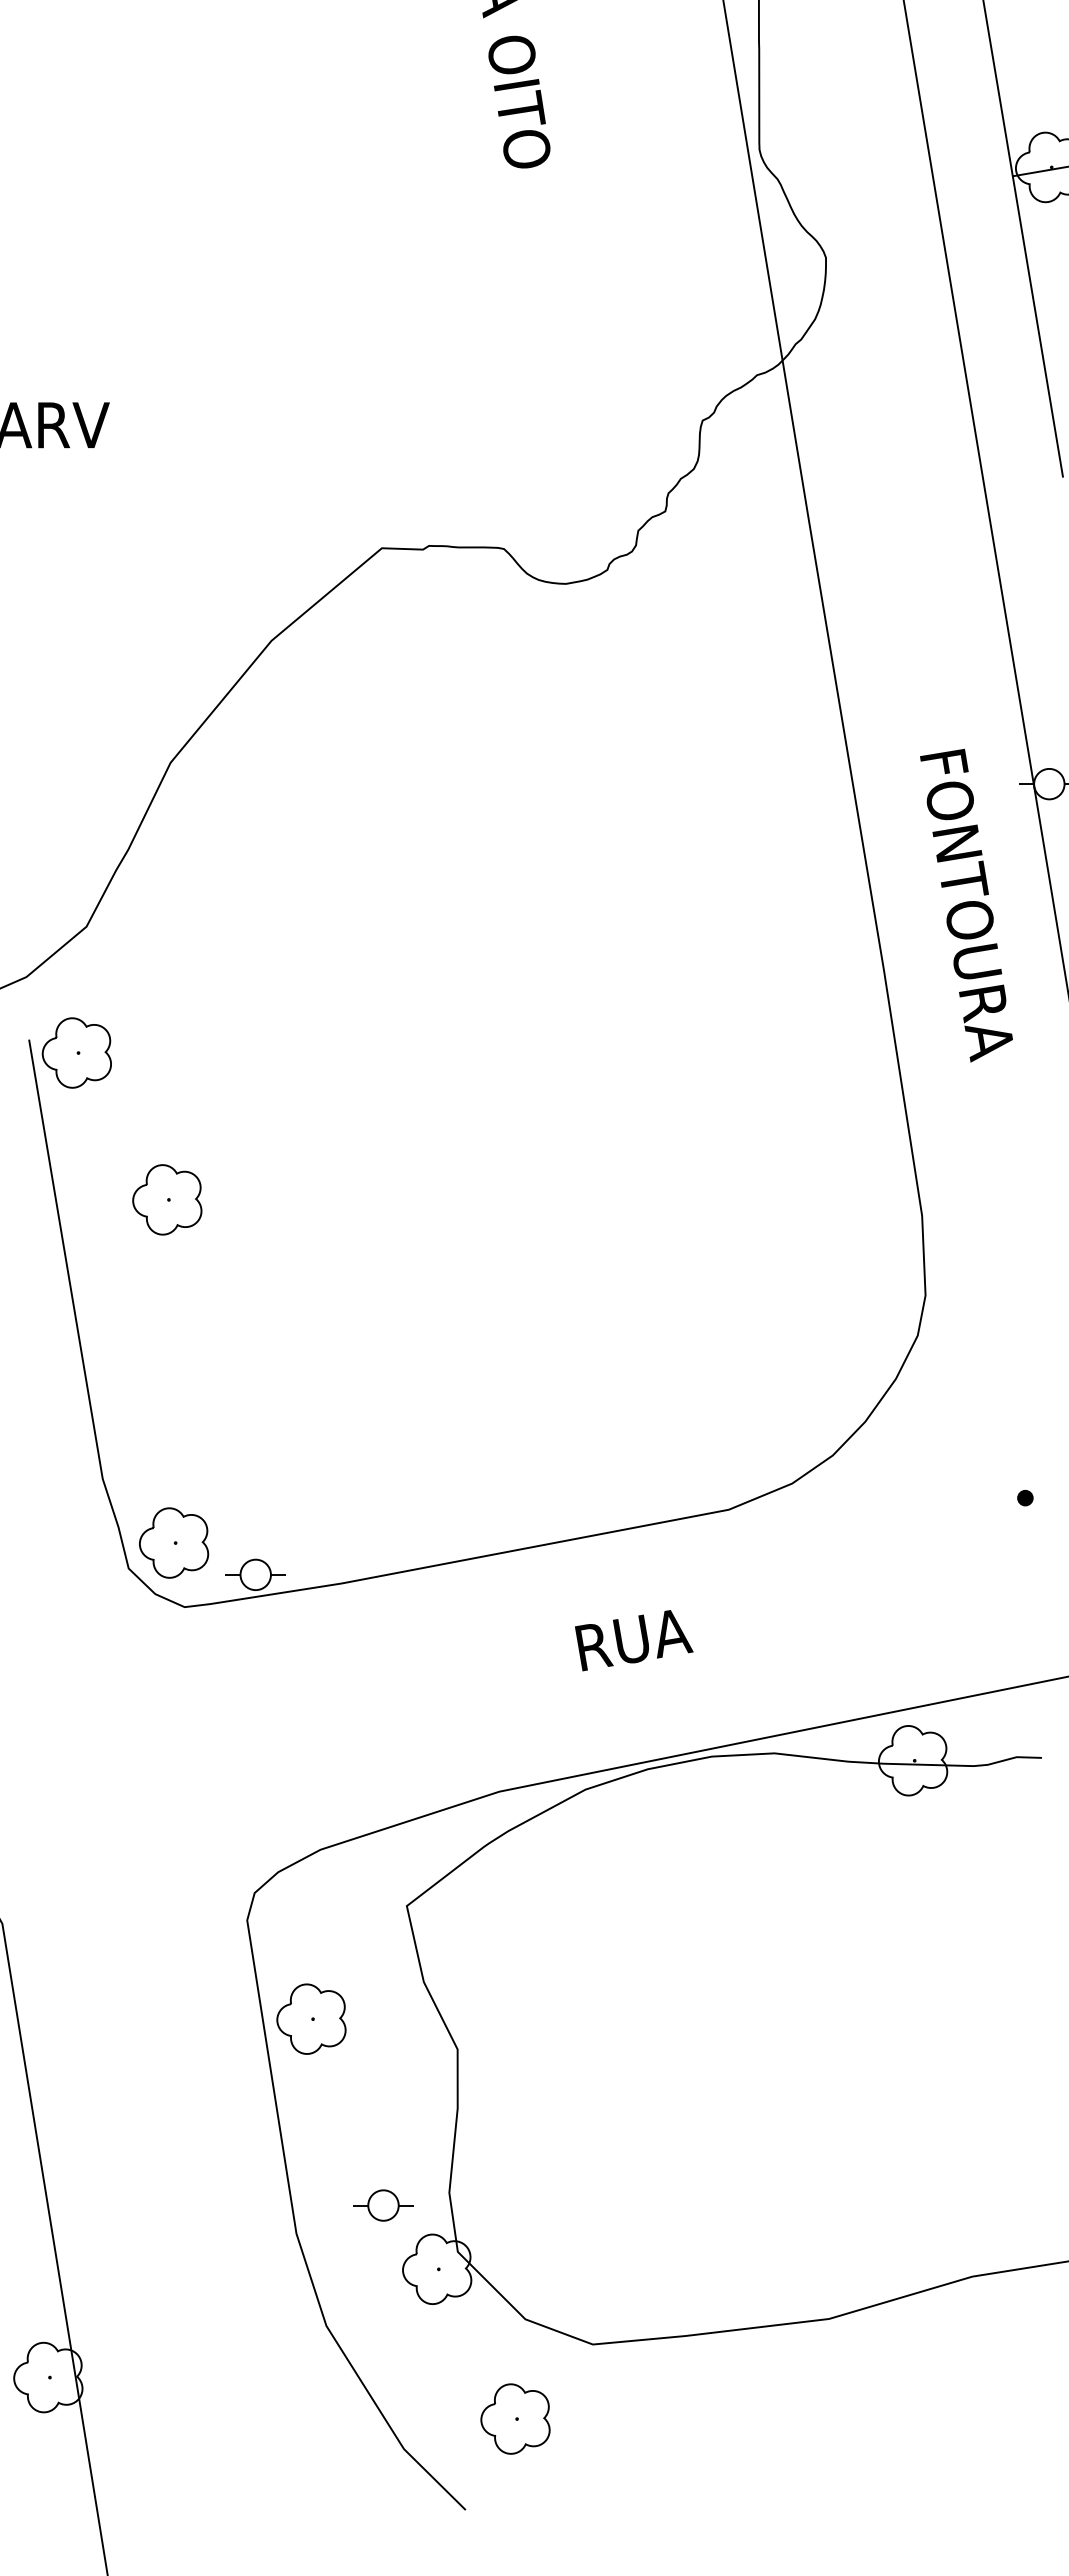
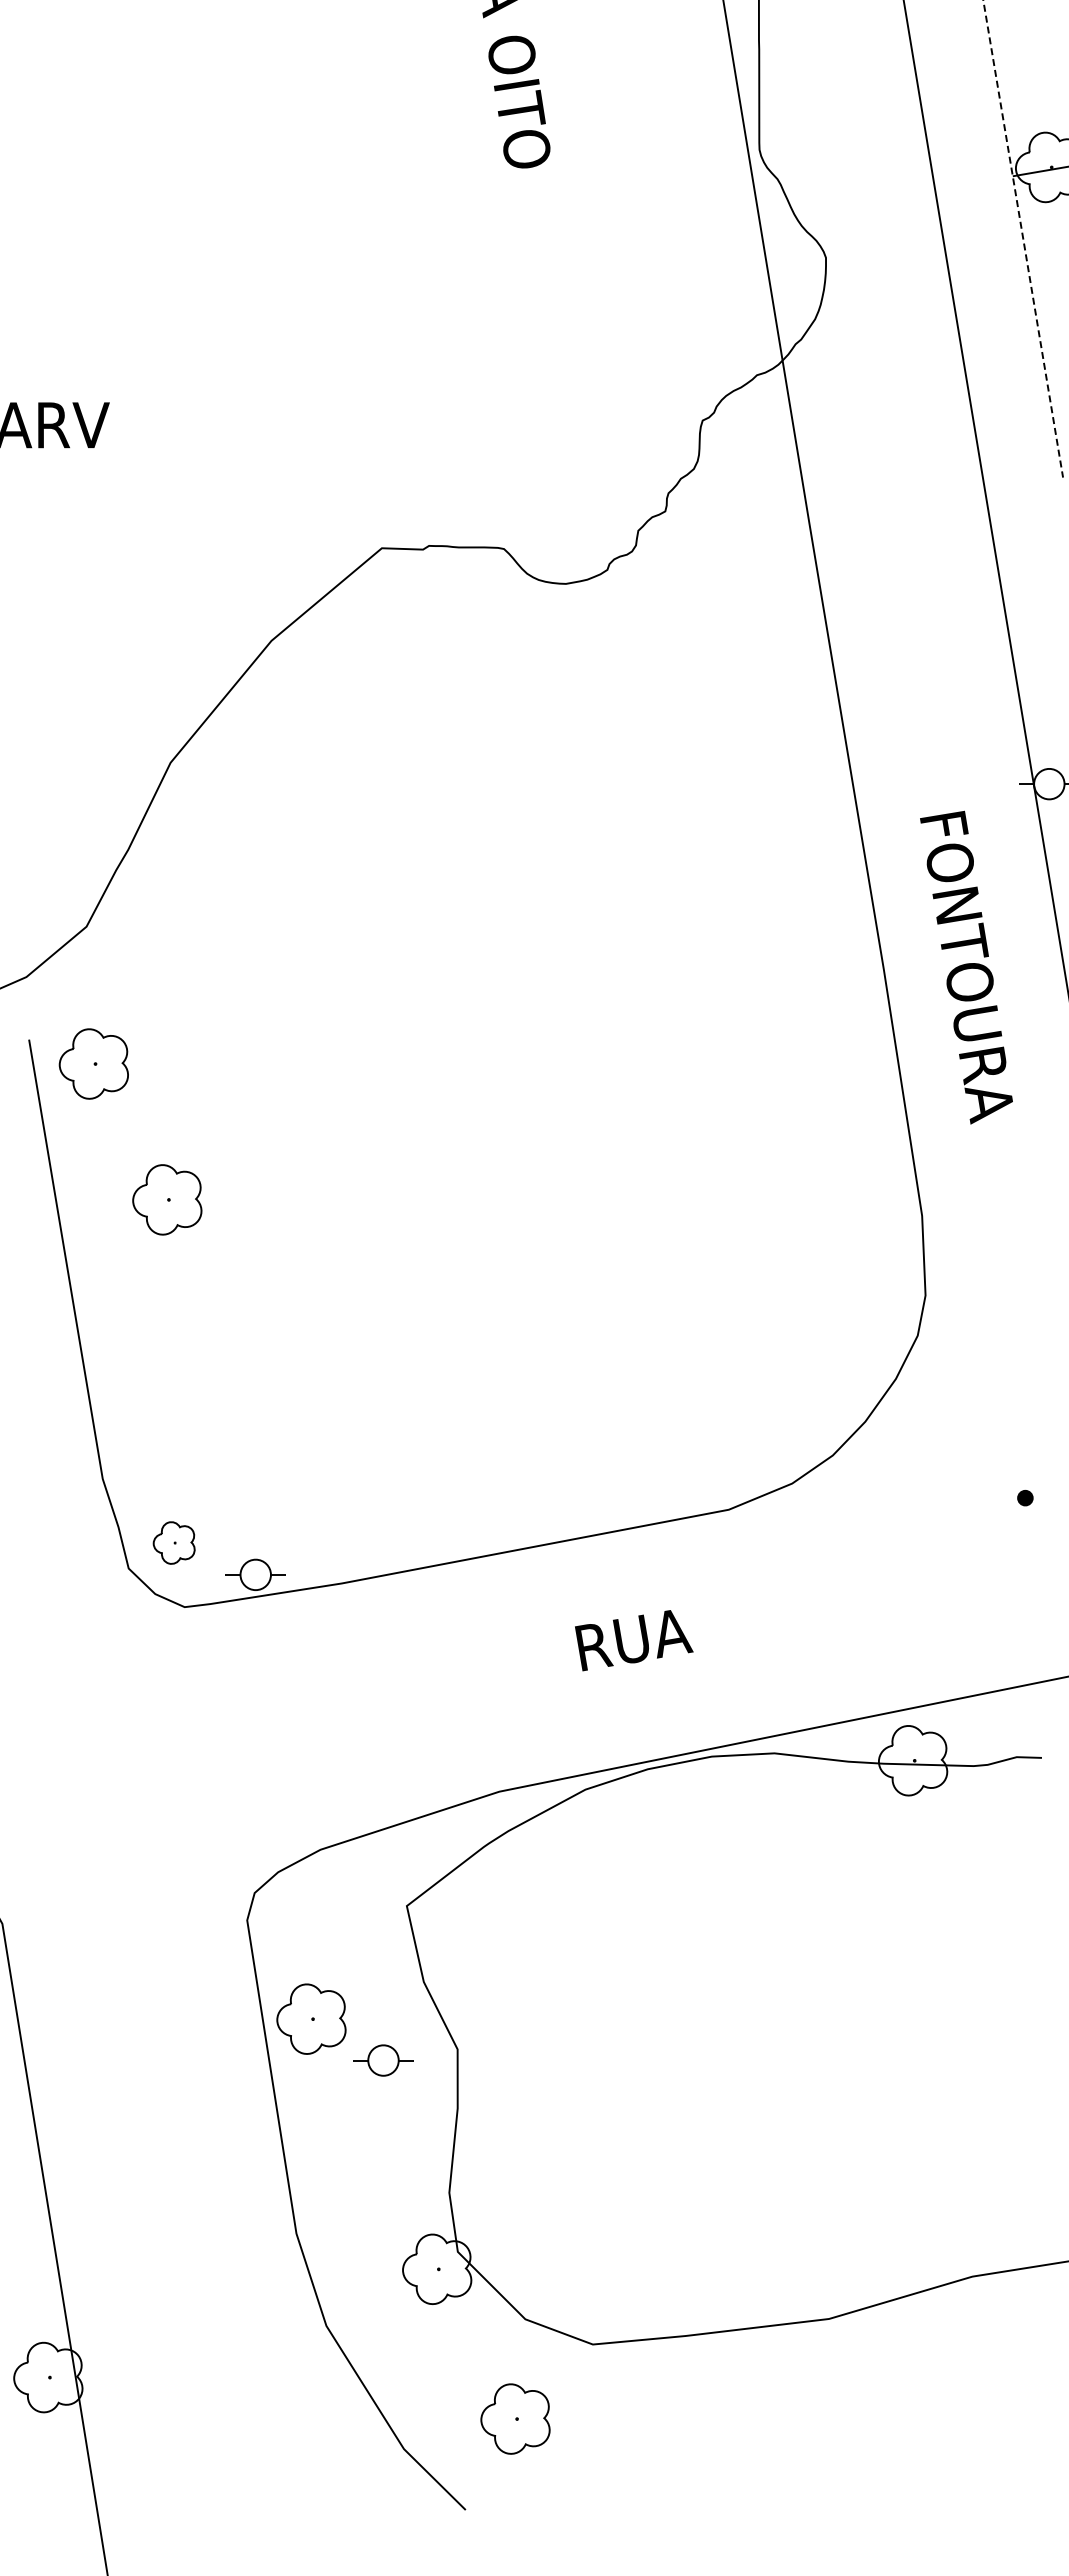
line: solid -> dashed (1023, 239)
text position: (966, 905) -> (966, 967) (966, 967)
part position: (76, 1052) -> (93, 1063) (93, 1063)
part size: 71x72 px -> 44x44 px (173, 1542)
part position: (383, 2205) -> (383, 2060) (383, 2060)
